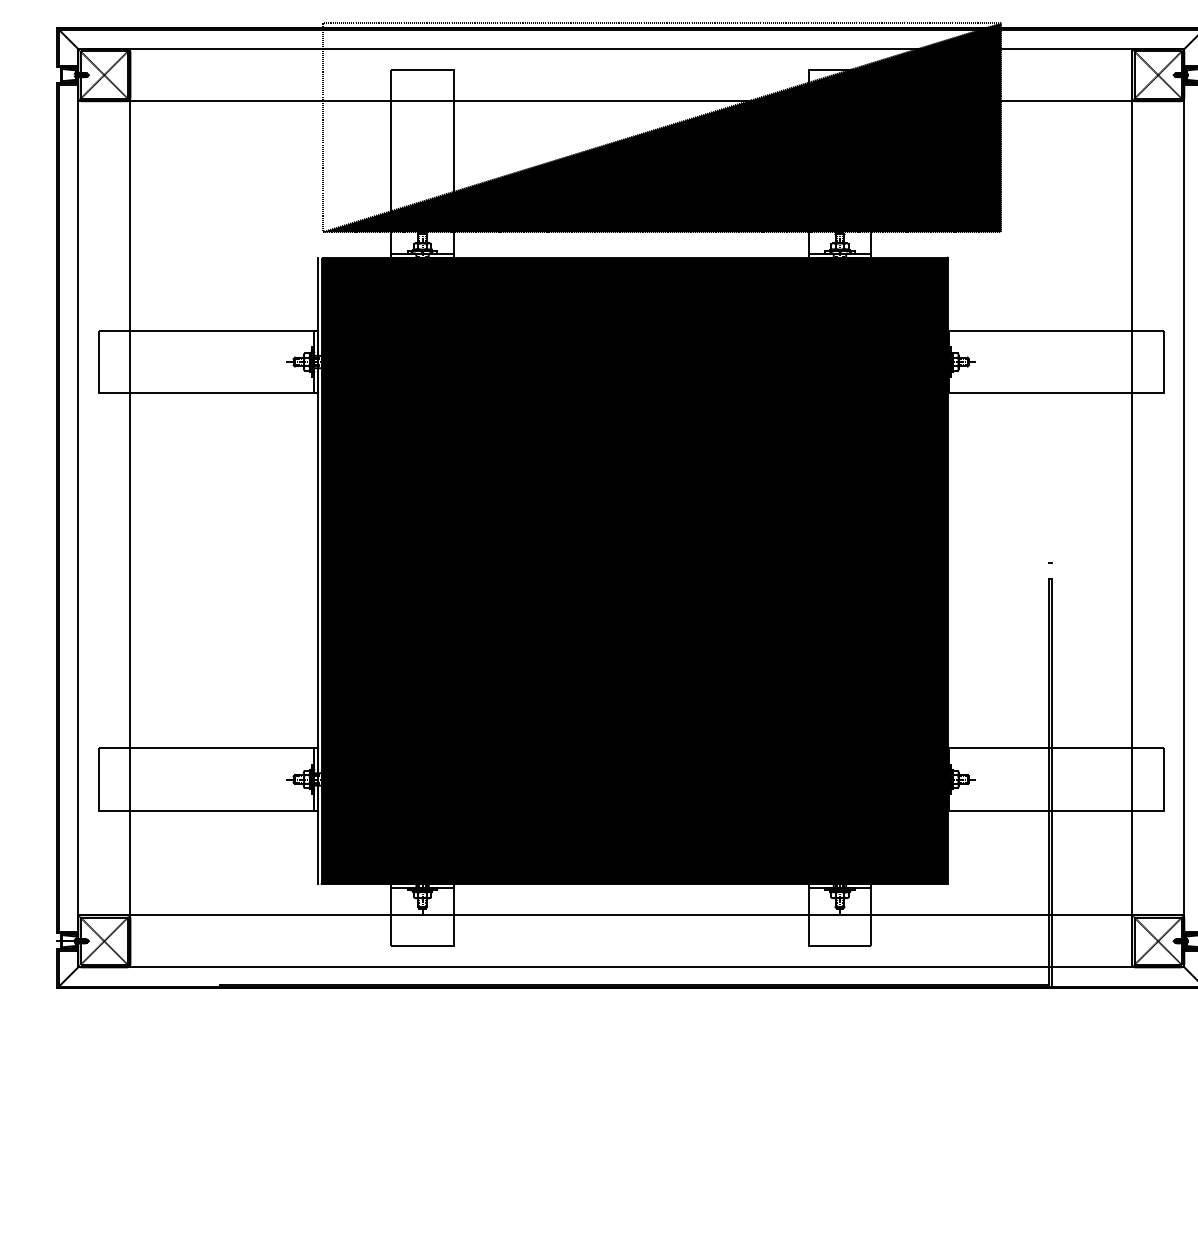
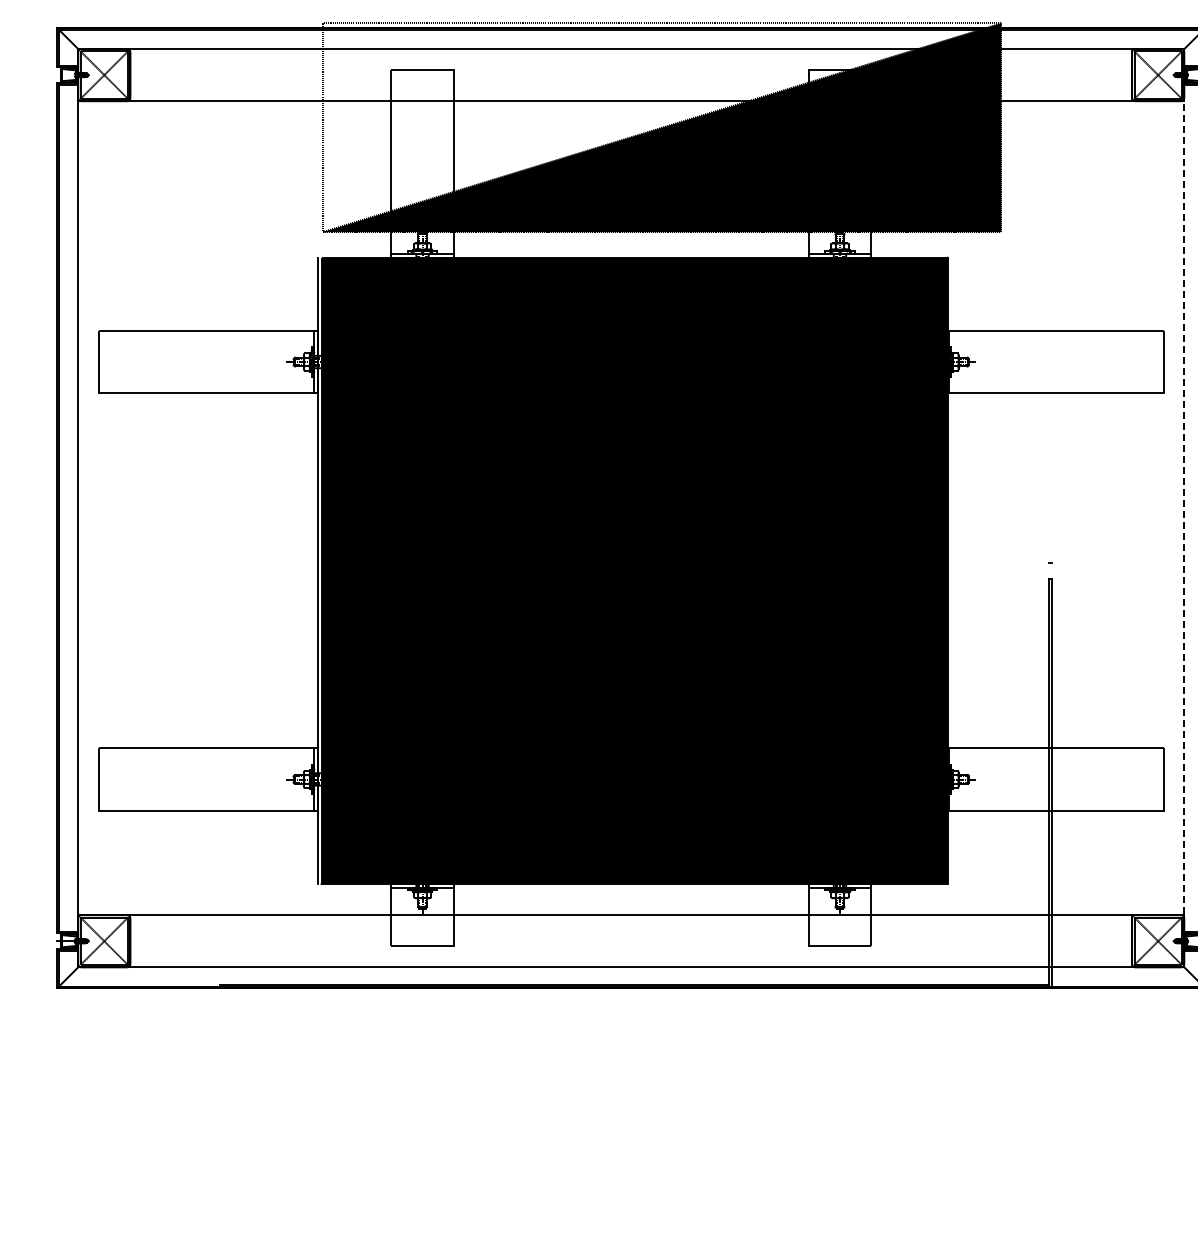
line: present -> none (130, 508)
line: present -> none (1132, 508)
line: solid -> dashed (1184, 508)
